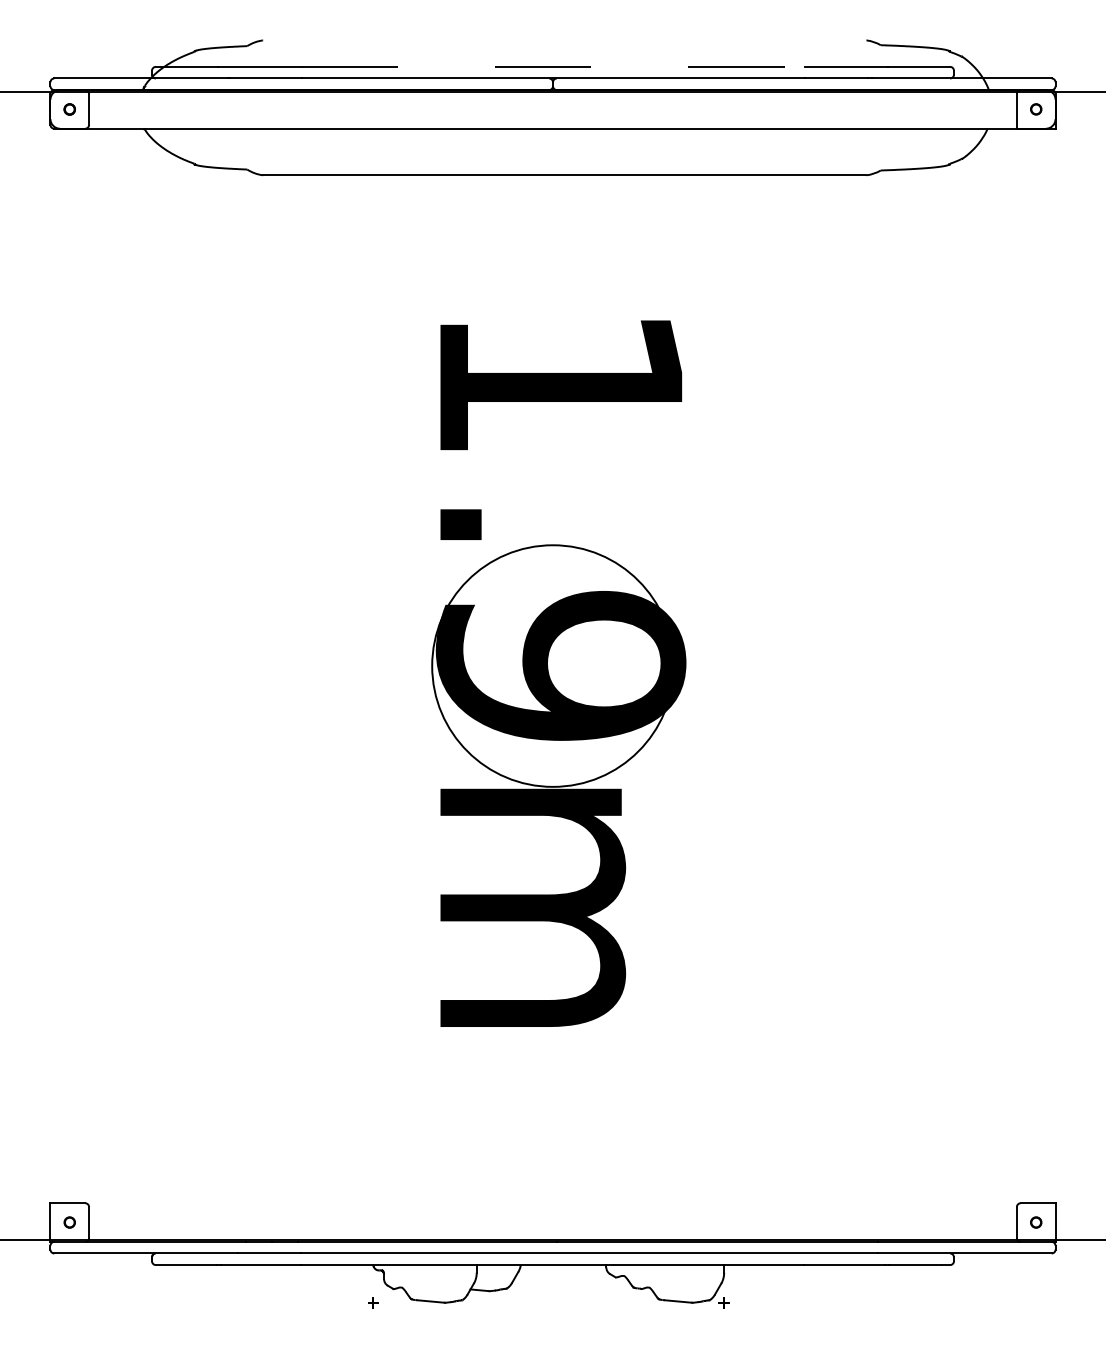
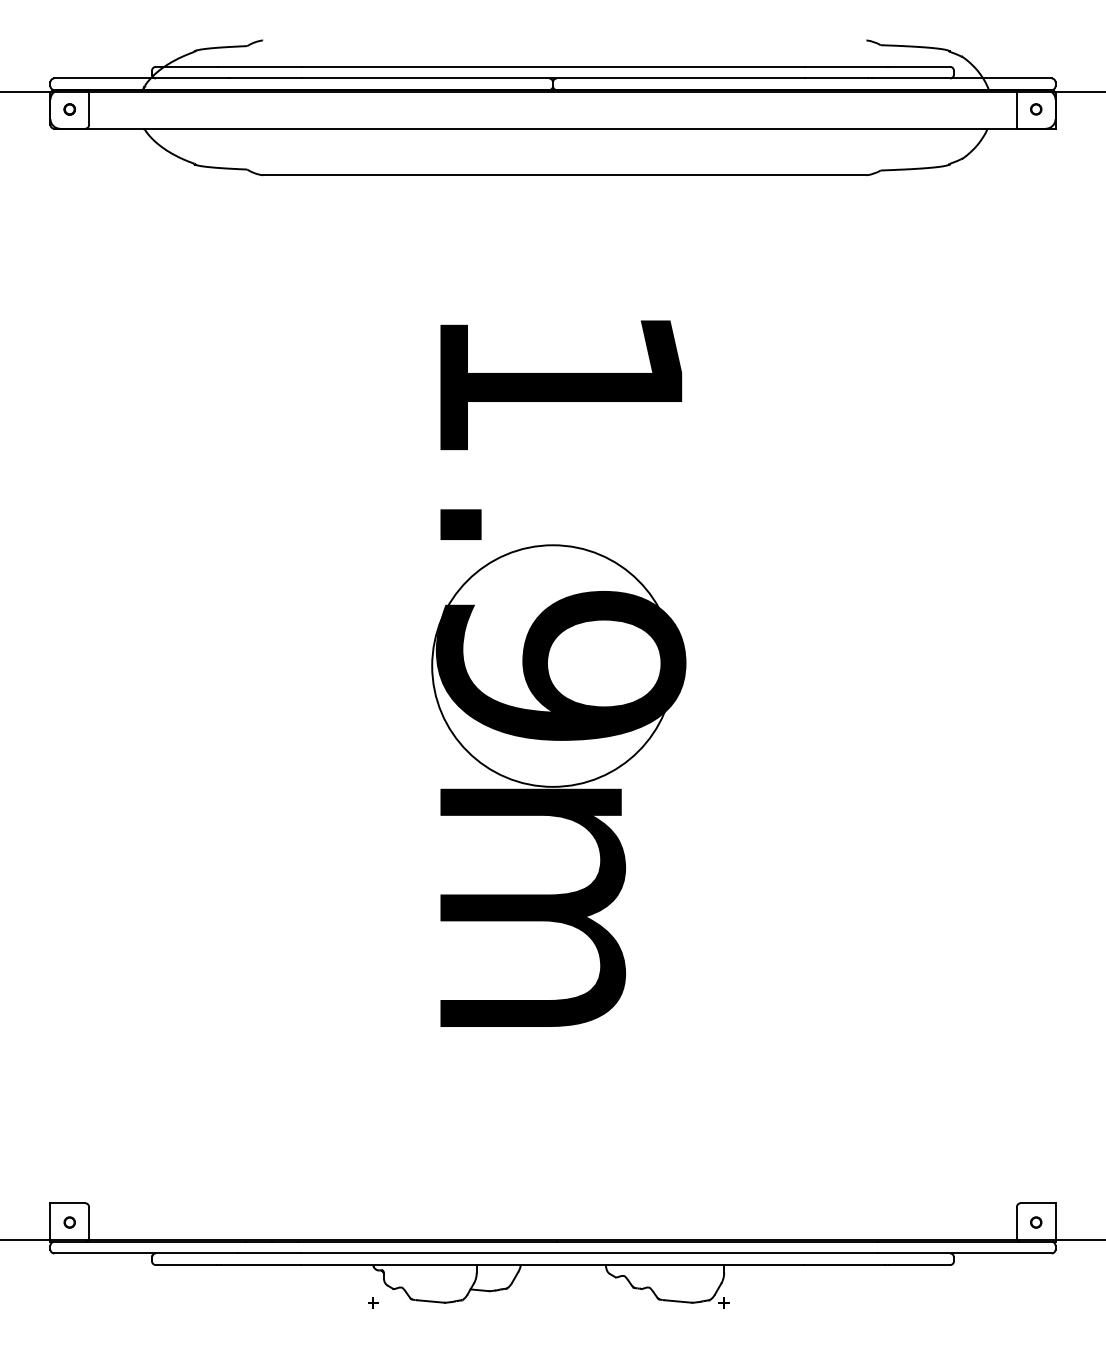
line: dashed -> solid (553, 66)
